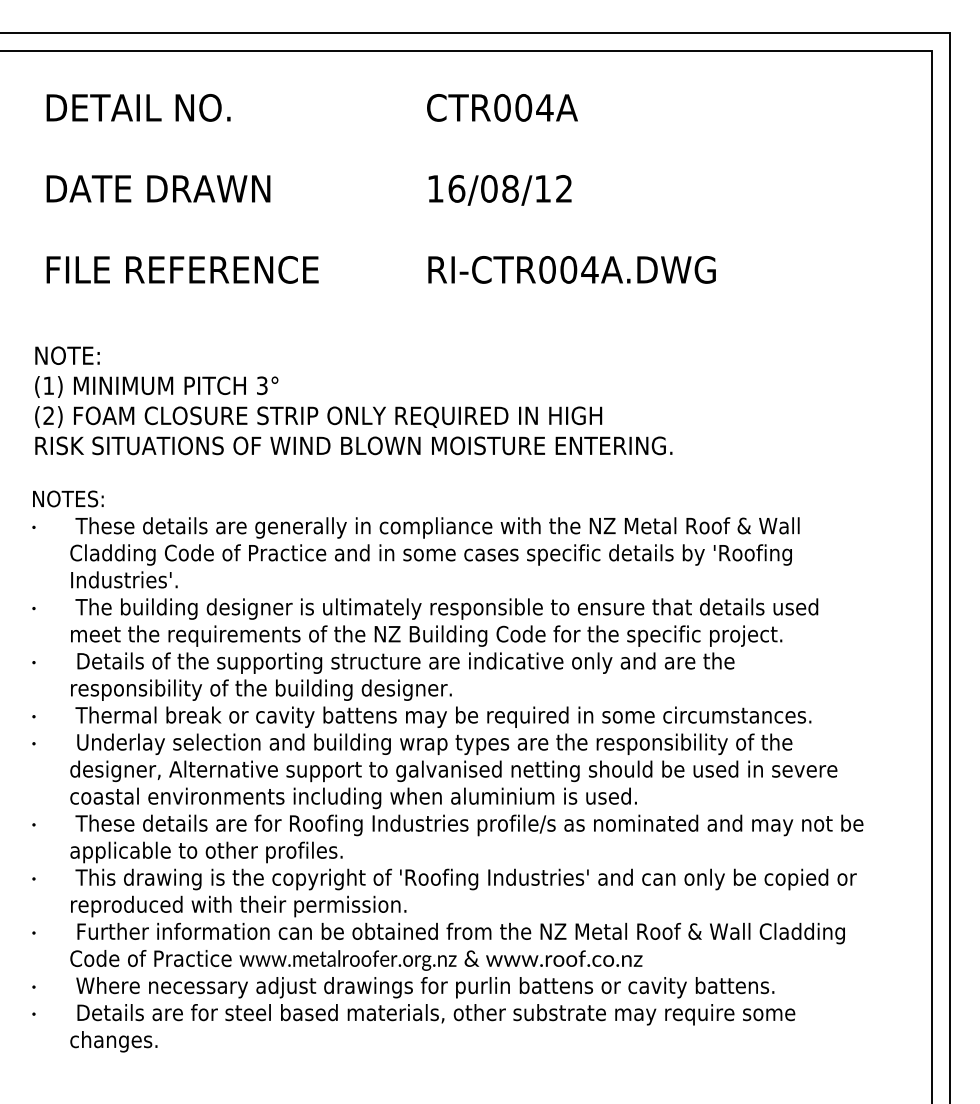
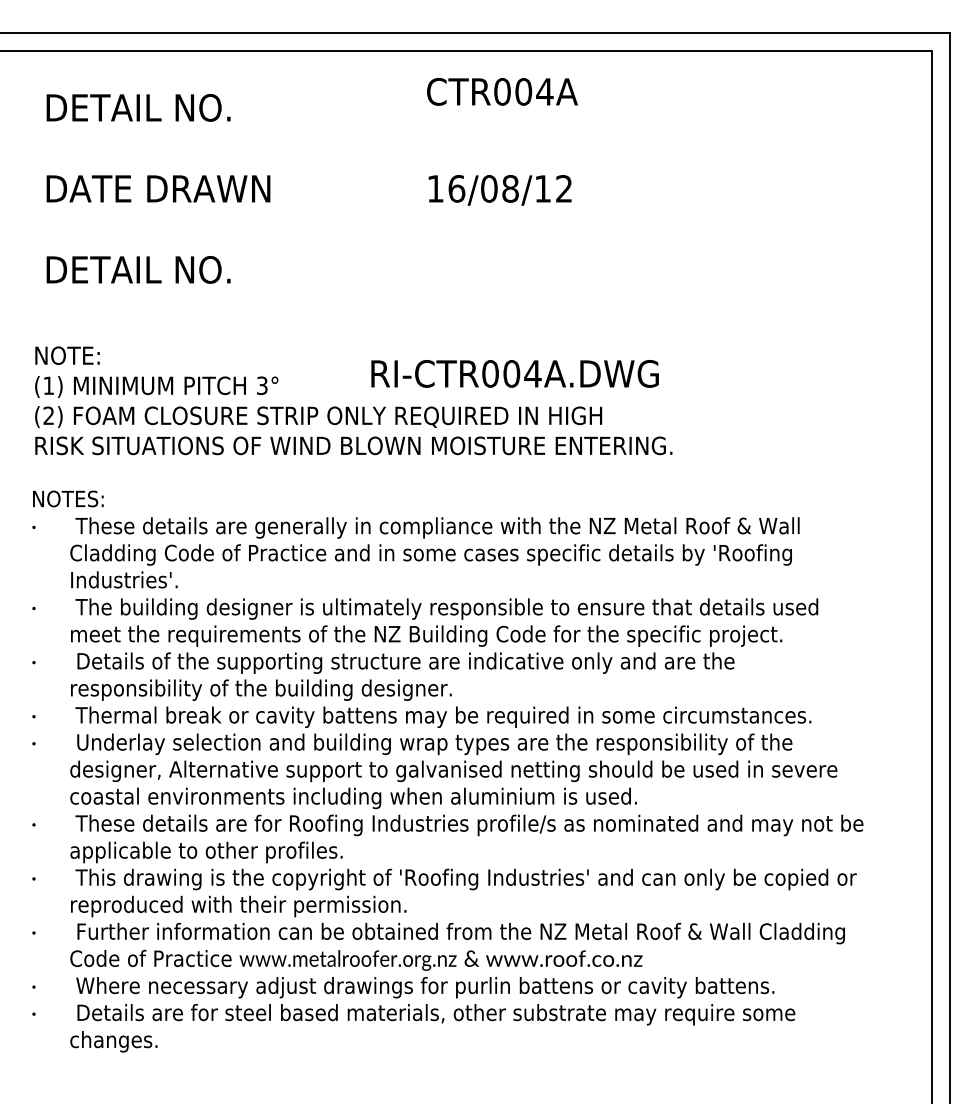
text position: (502, 107) -> (502, 91) (502, 91)
text: FILE REFERENCE -> DETAIL NO. (184, 269)
text position: (571, 269) -> (514, 373) (514, 373)
